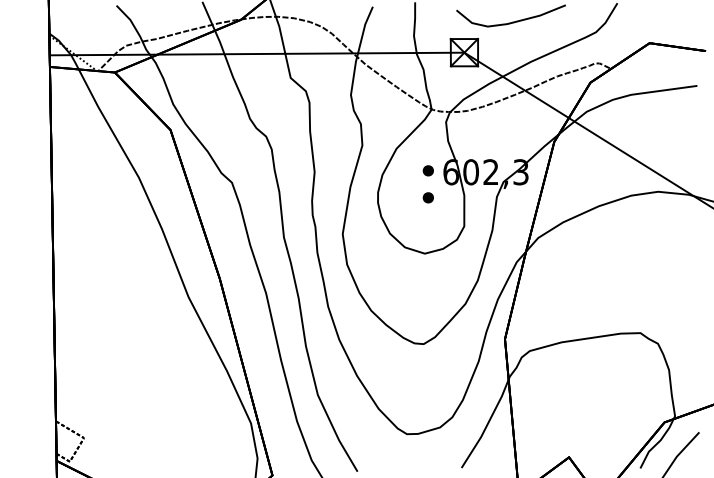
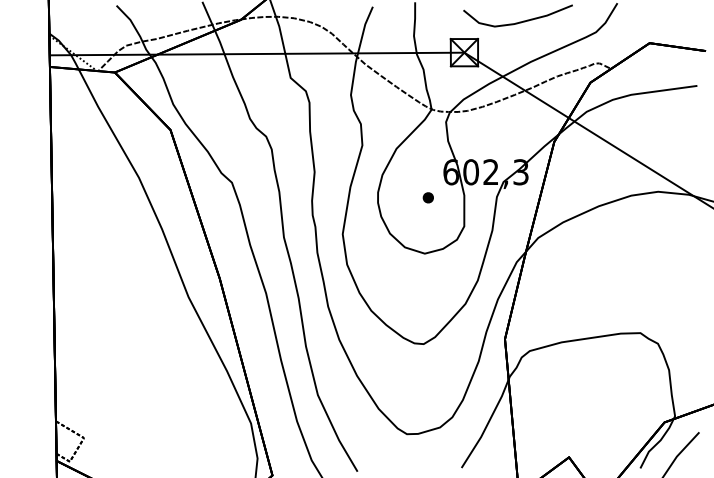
curve position: (512, 21) -> (519, 21) (519, 21)
part: present -> none (427, 170)
